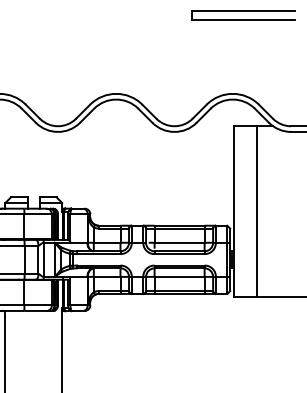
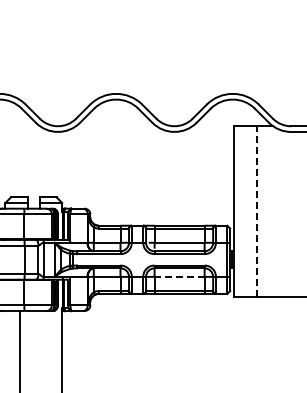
part: present -> none (243, 15)
line: solid -> dashed (256, 211)
line: solid -> dashed (179, 276)
line position: (5, 349) -> (20, 349) (20, 349)
